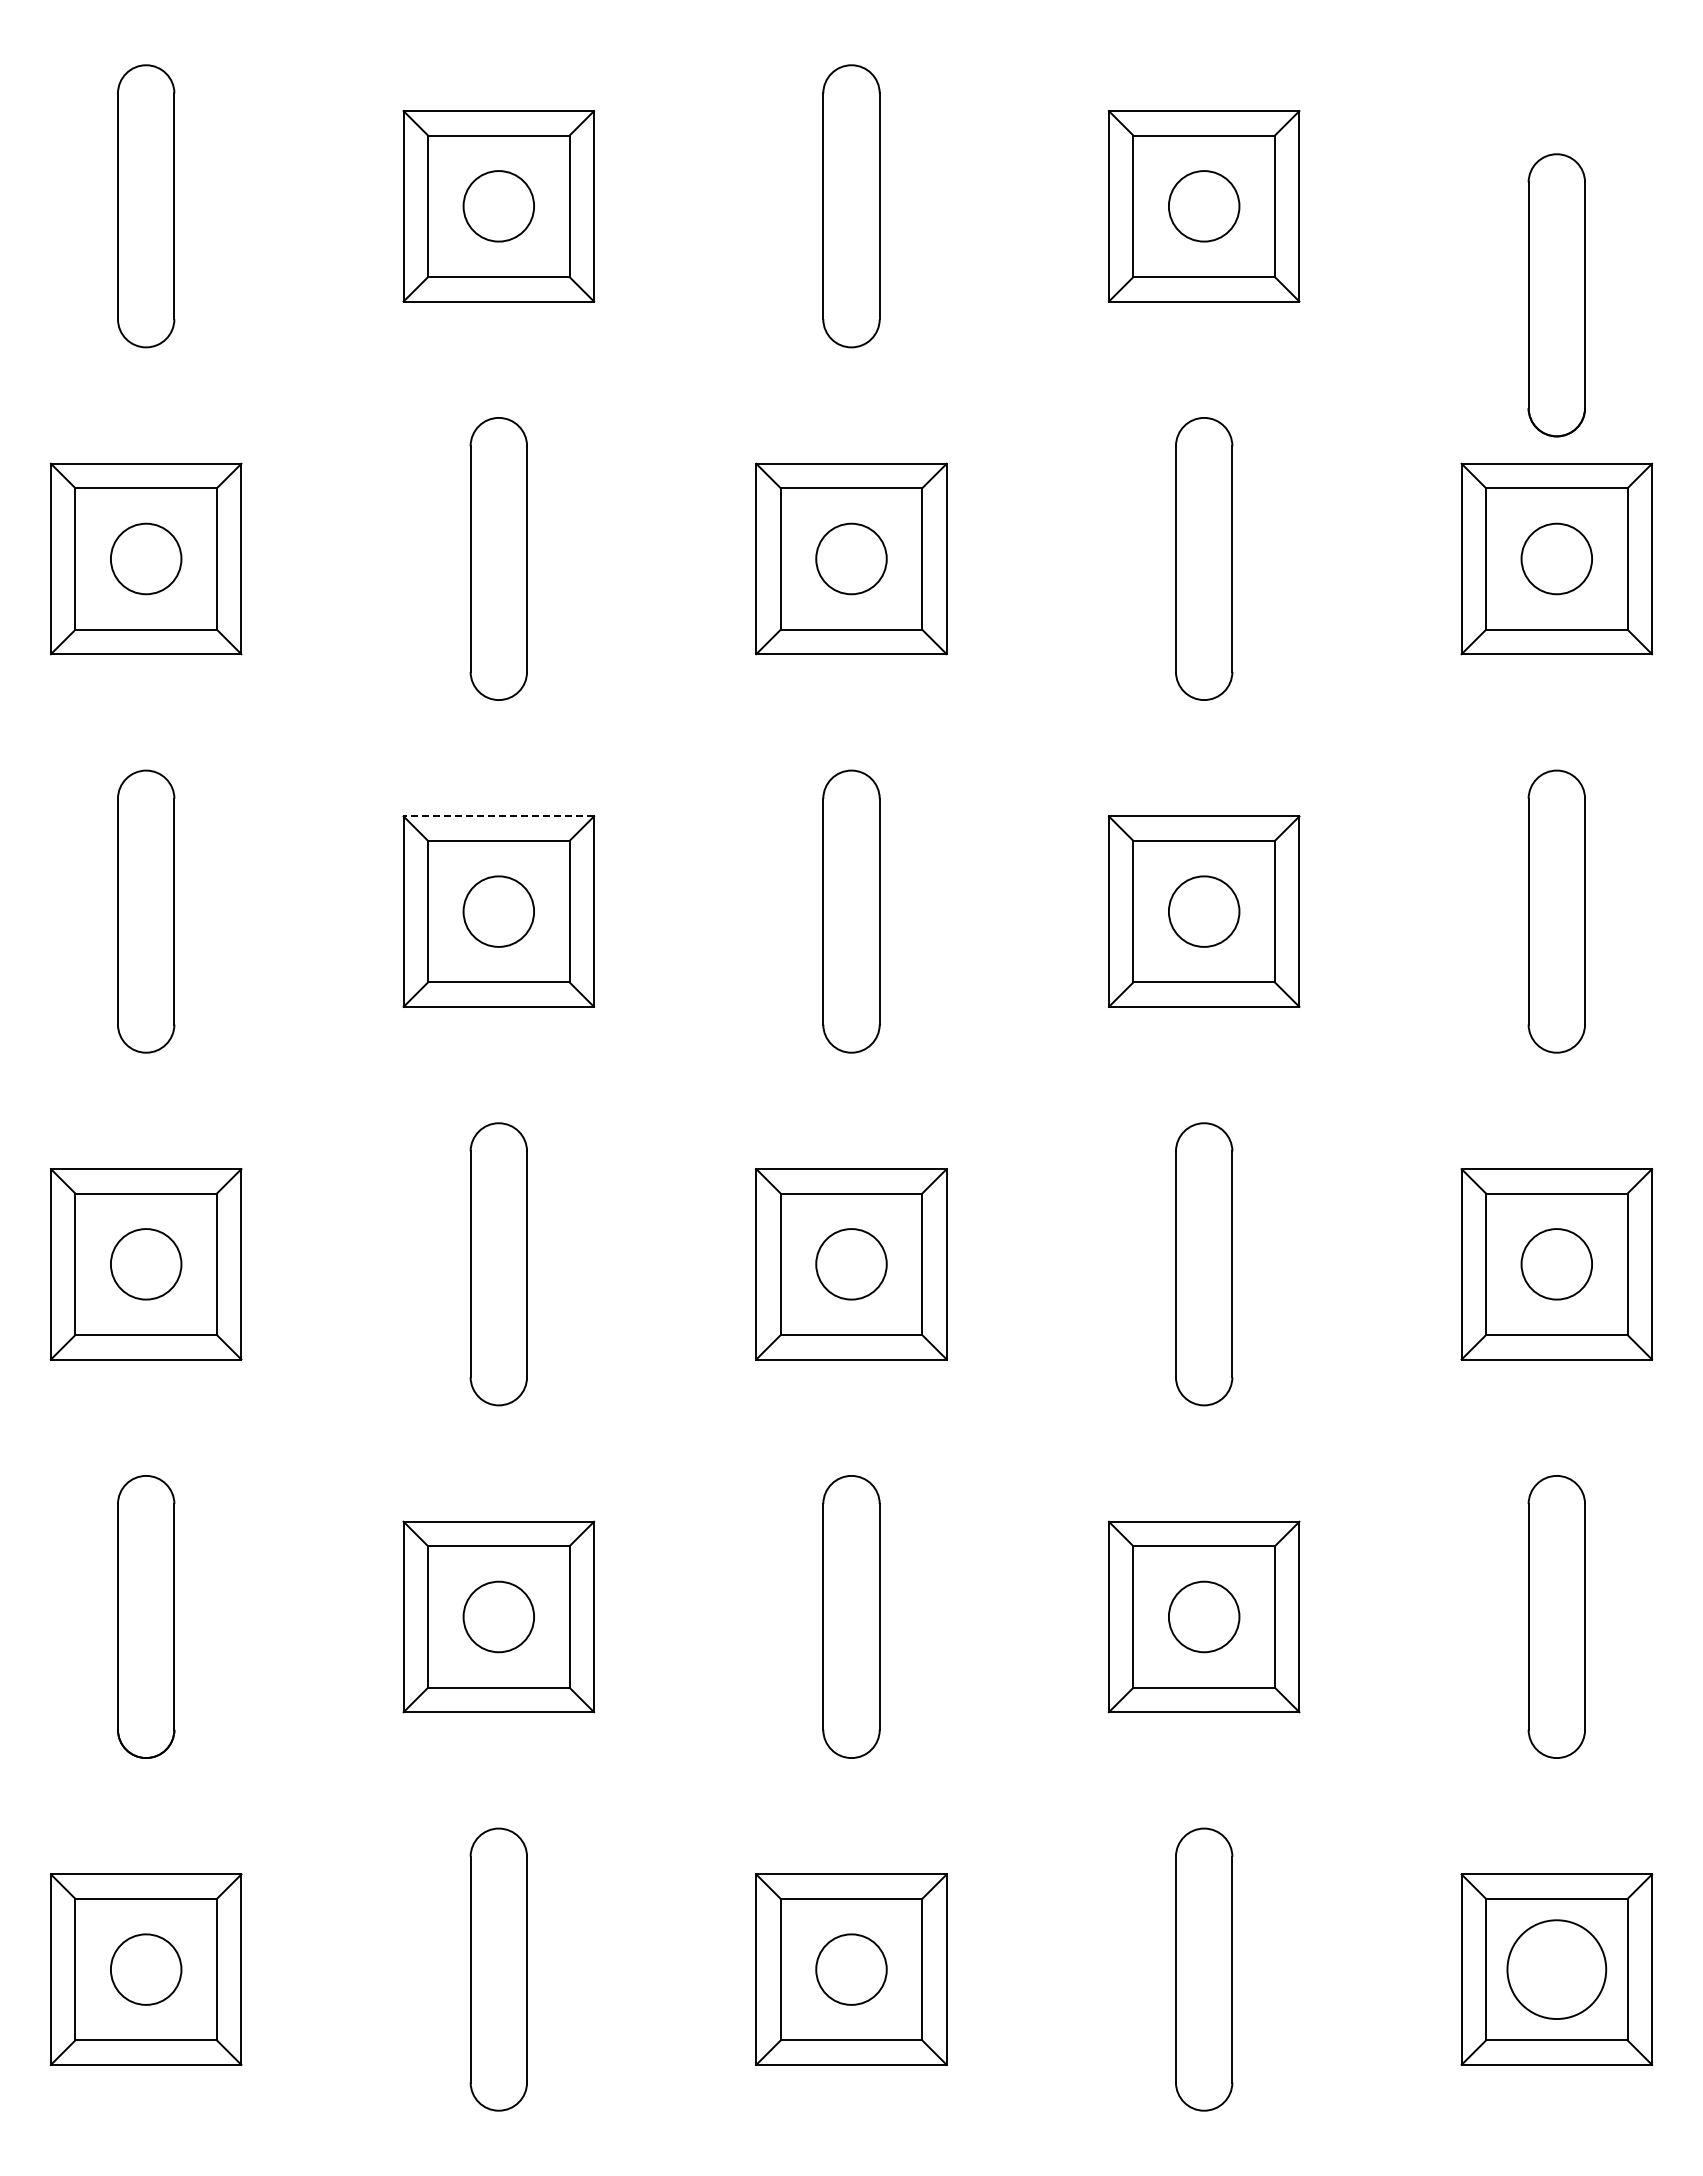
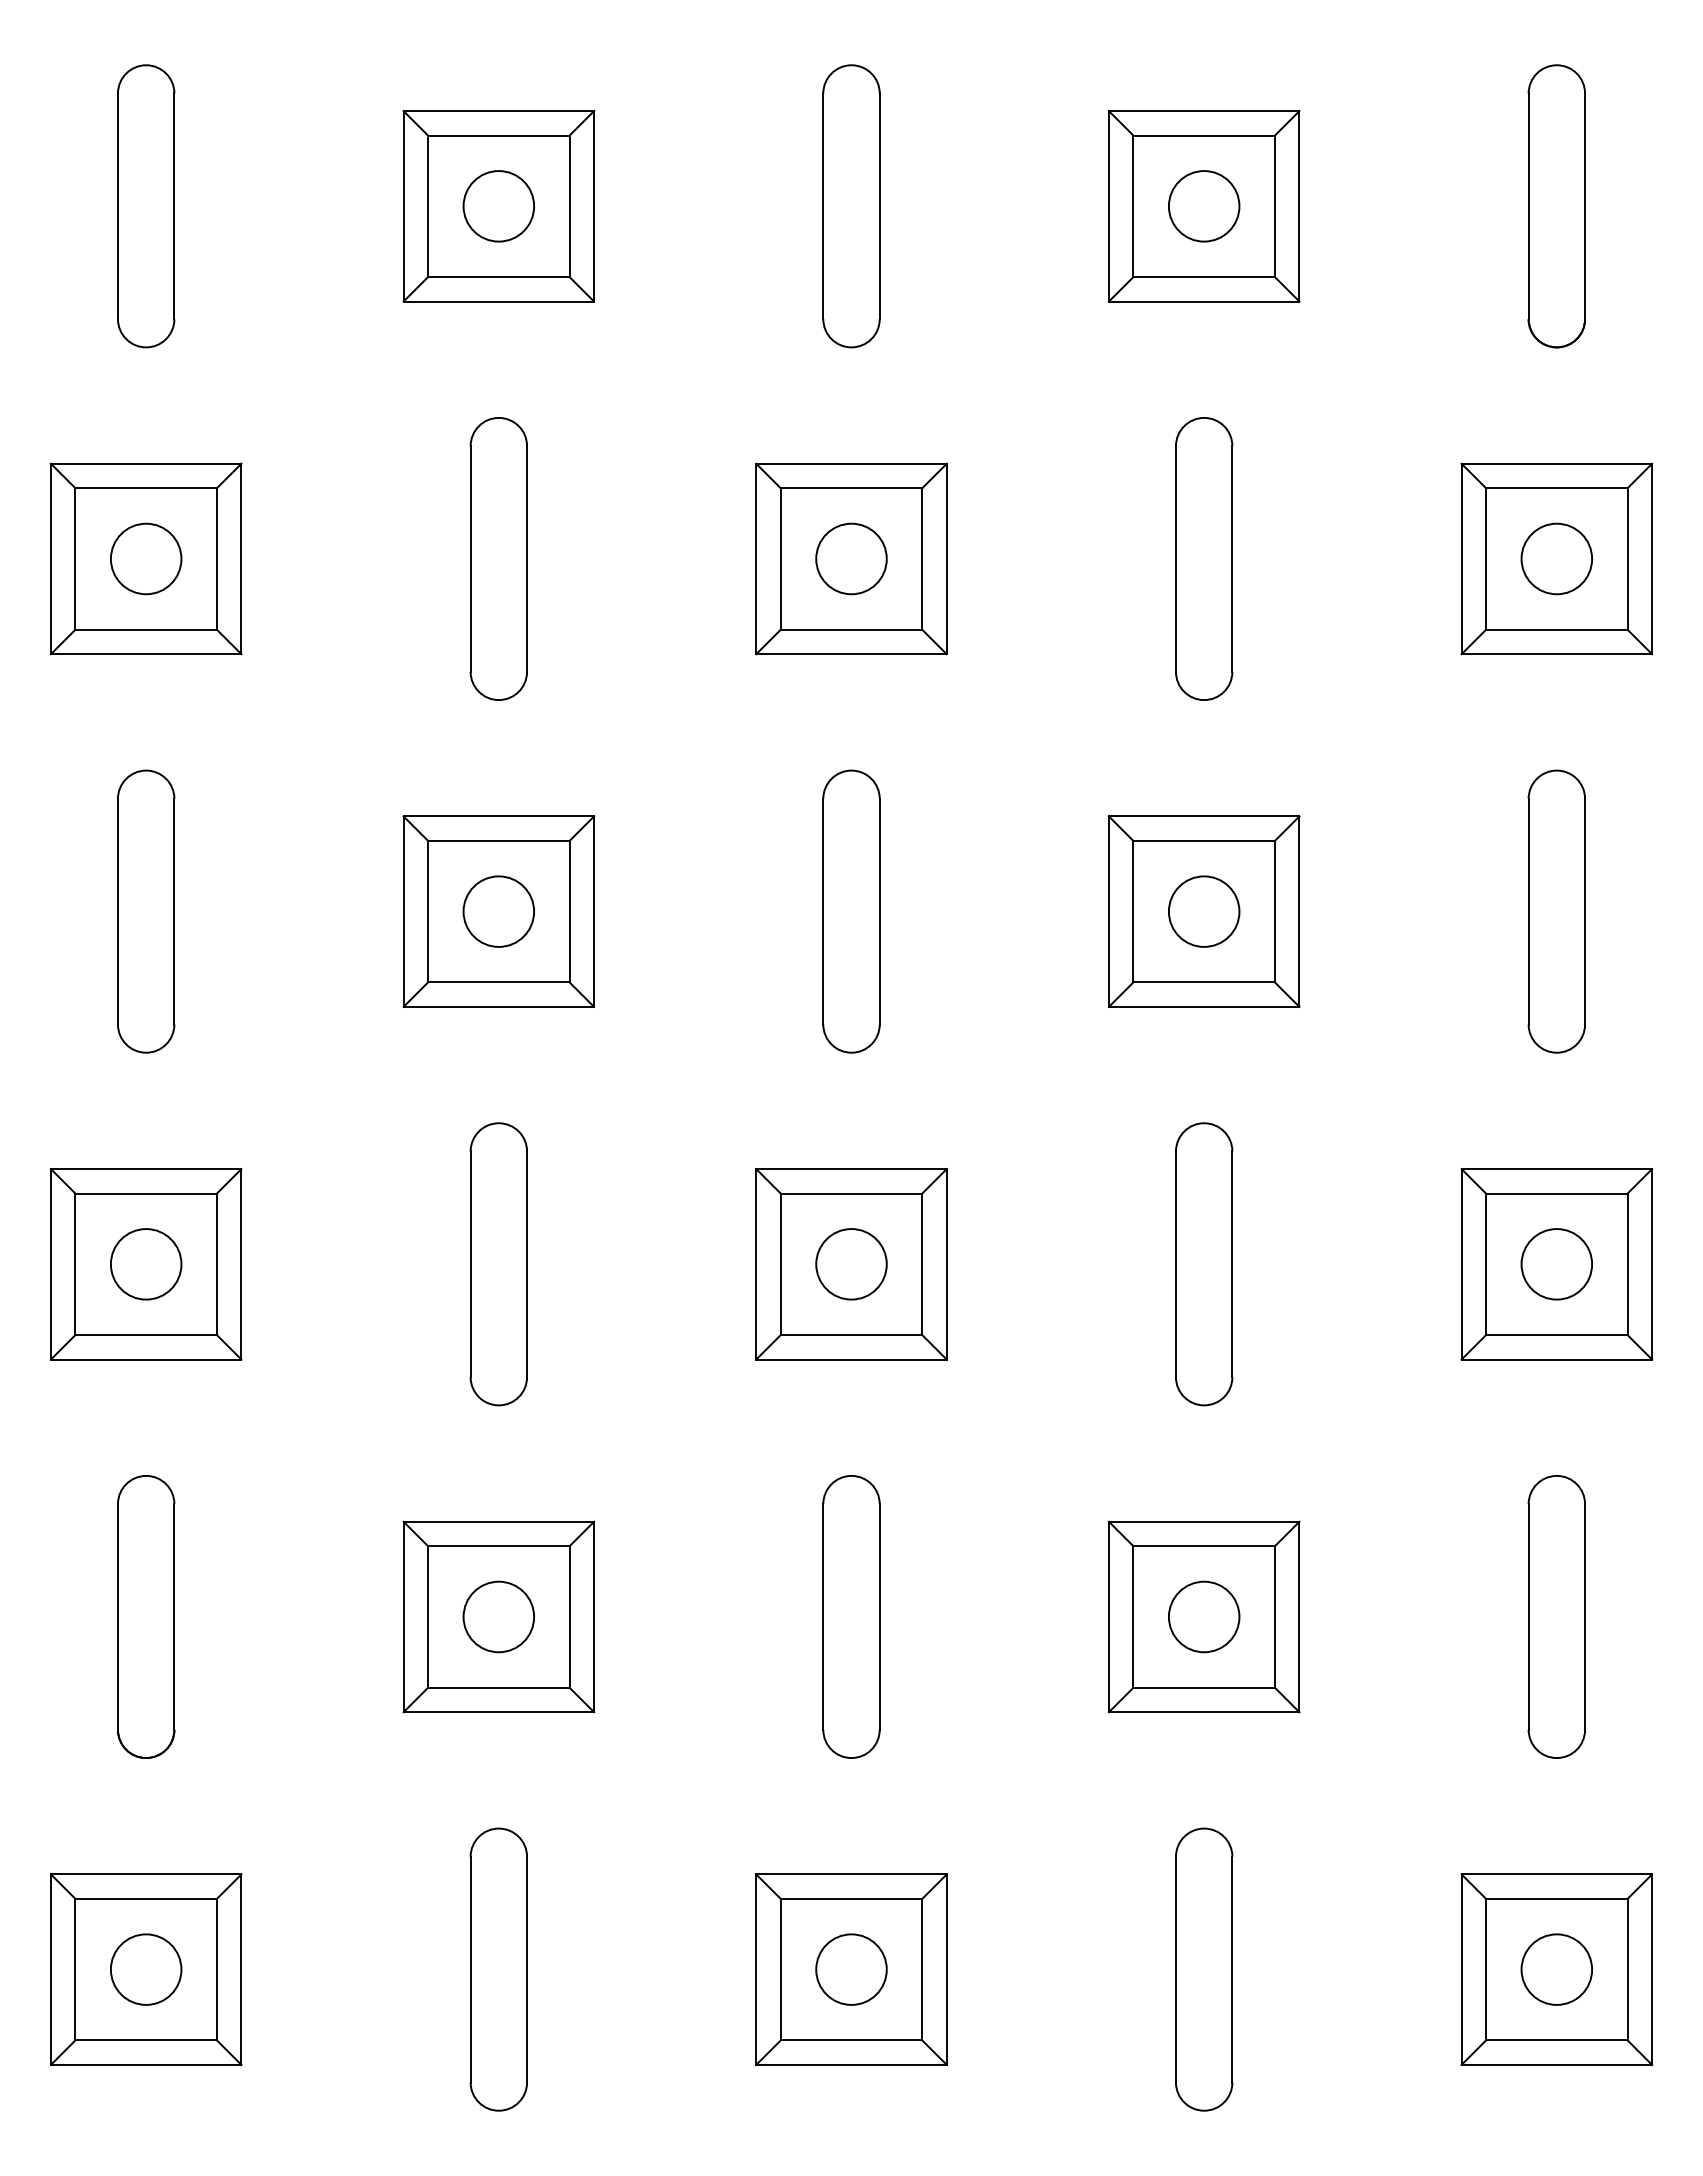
part position: (1556, 295) -> (1556, 206) (1556, 206)
line: dashed -> solid (498, 816)
circle diameter: 99 px -> 71 px (1556, 1969)
